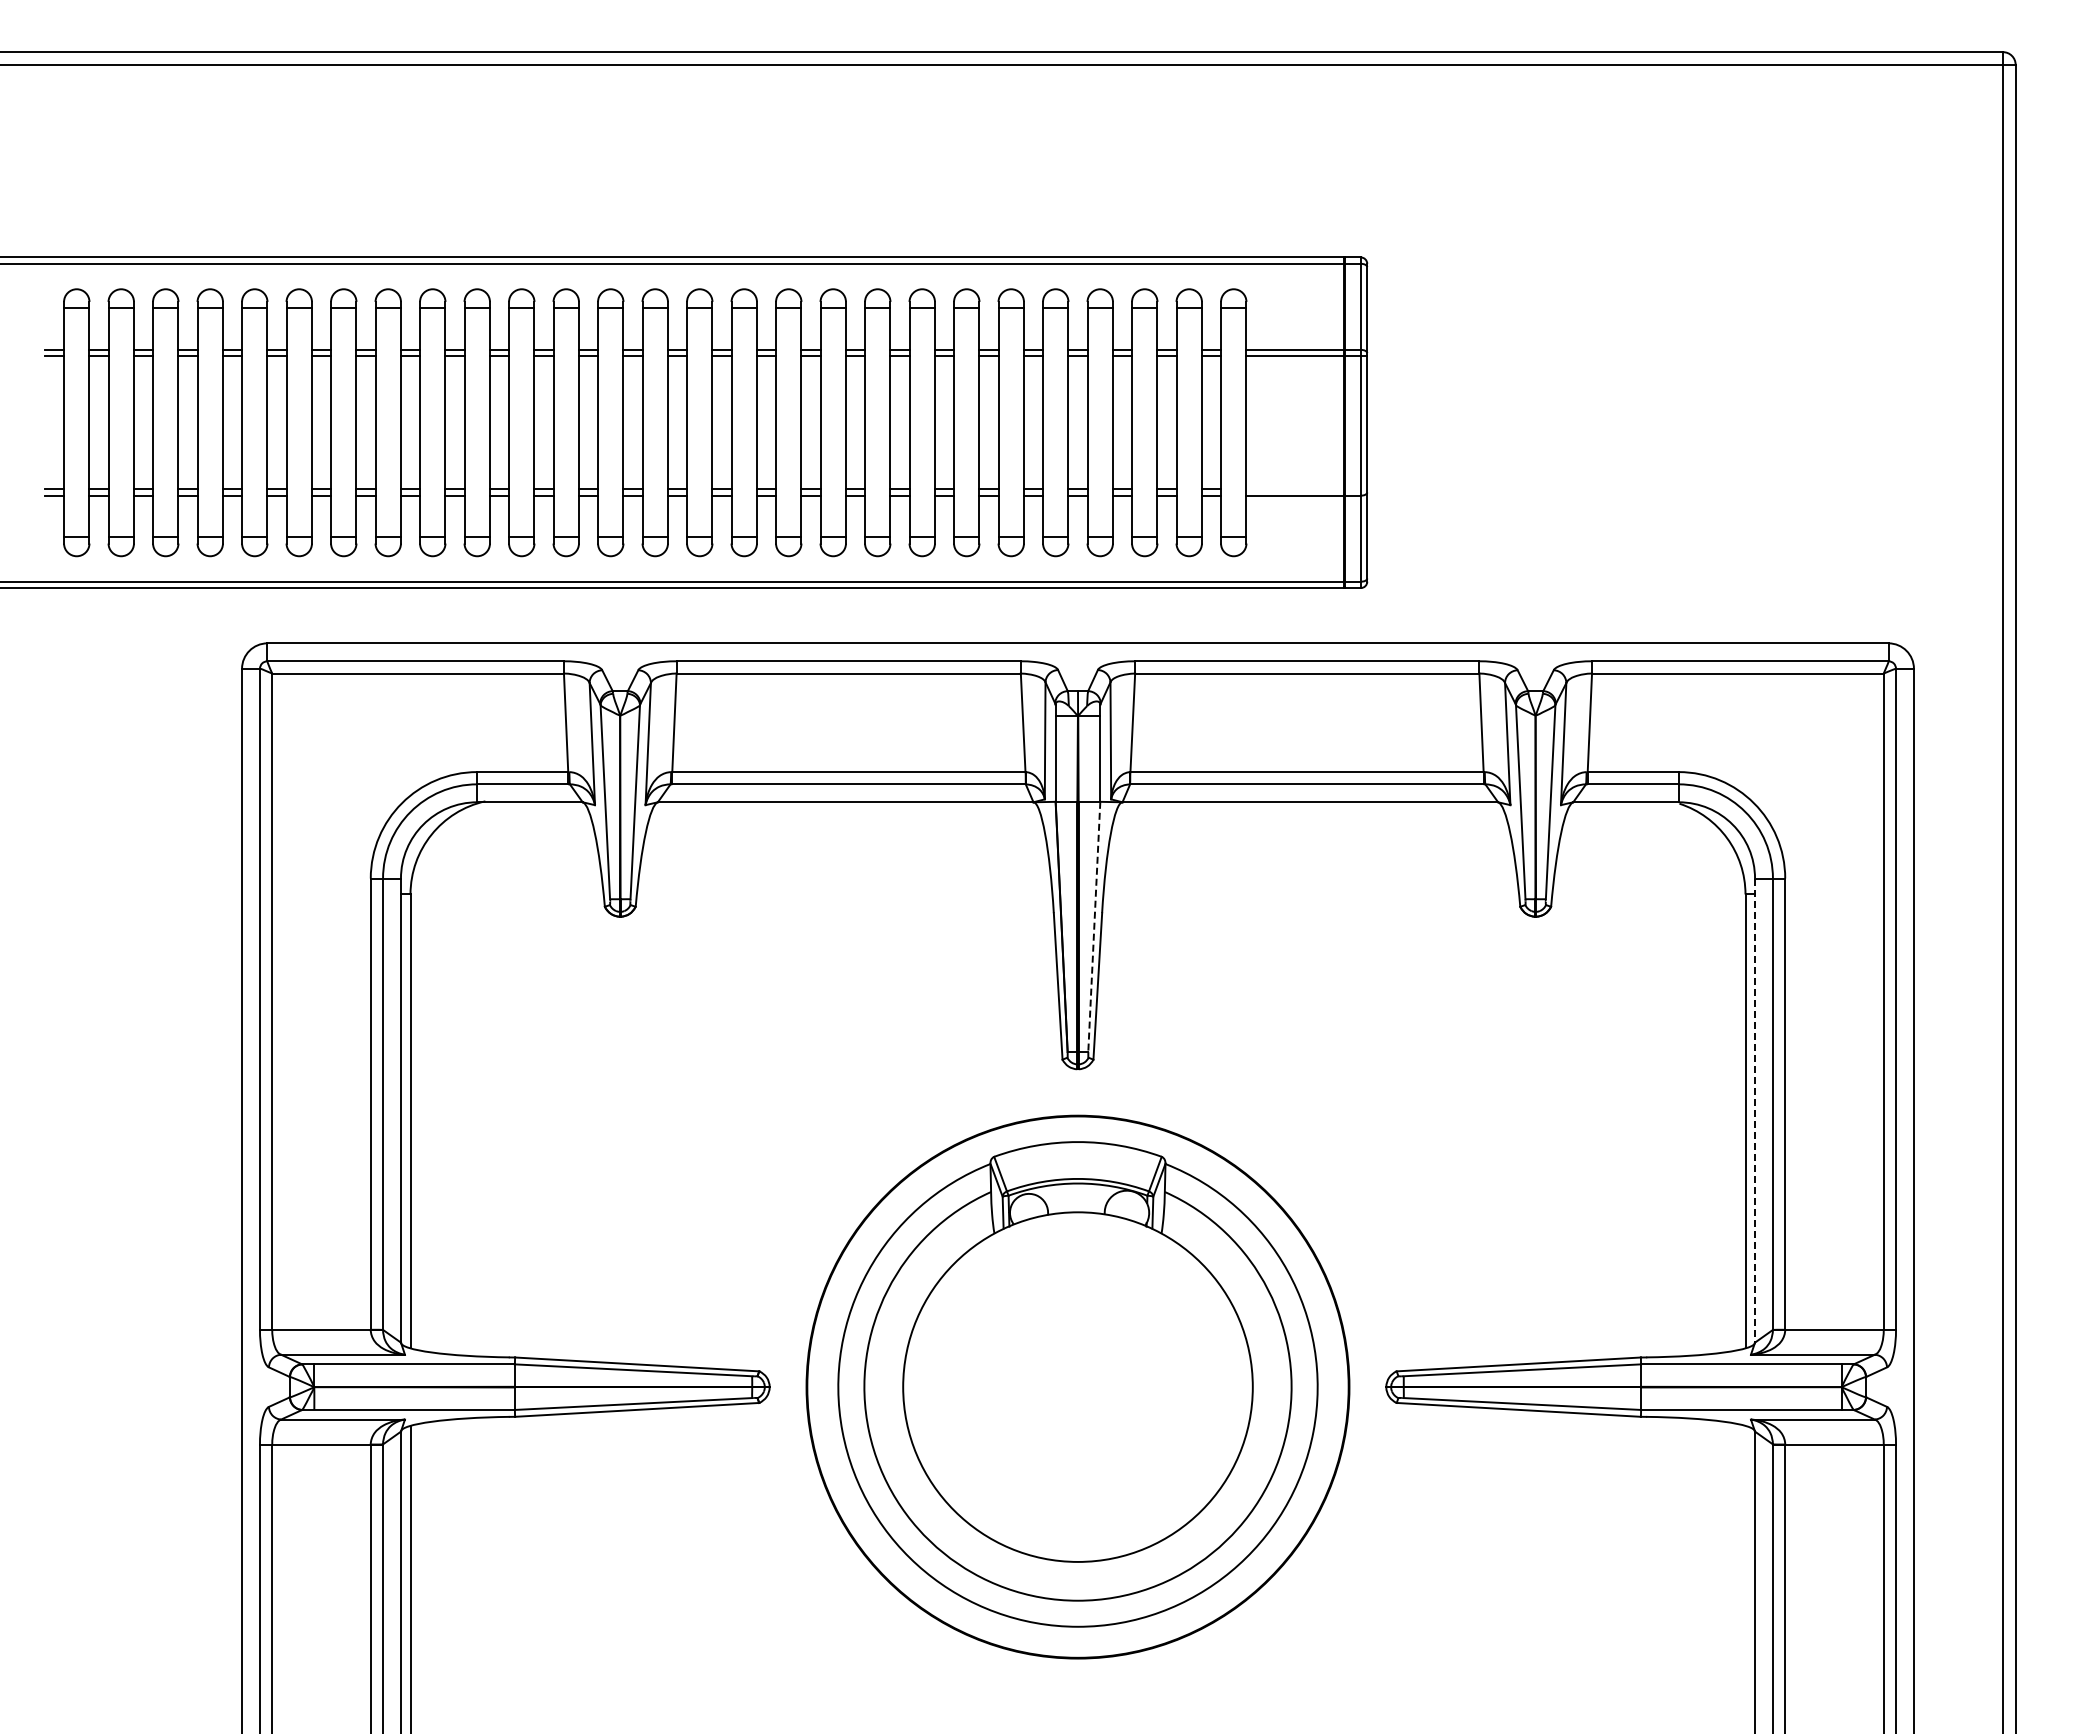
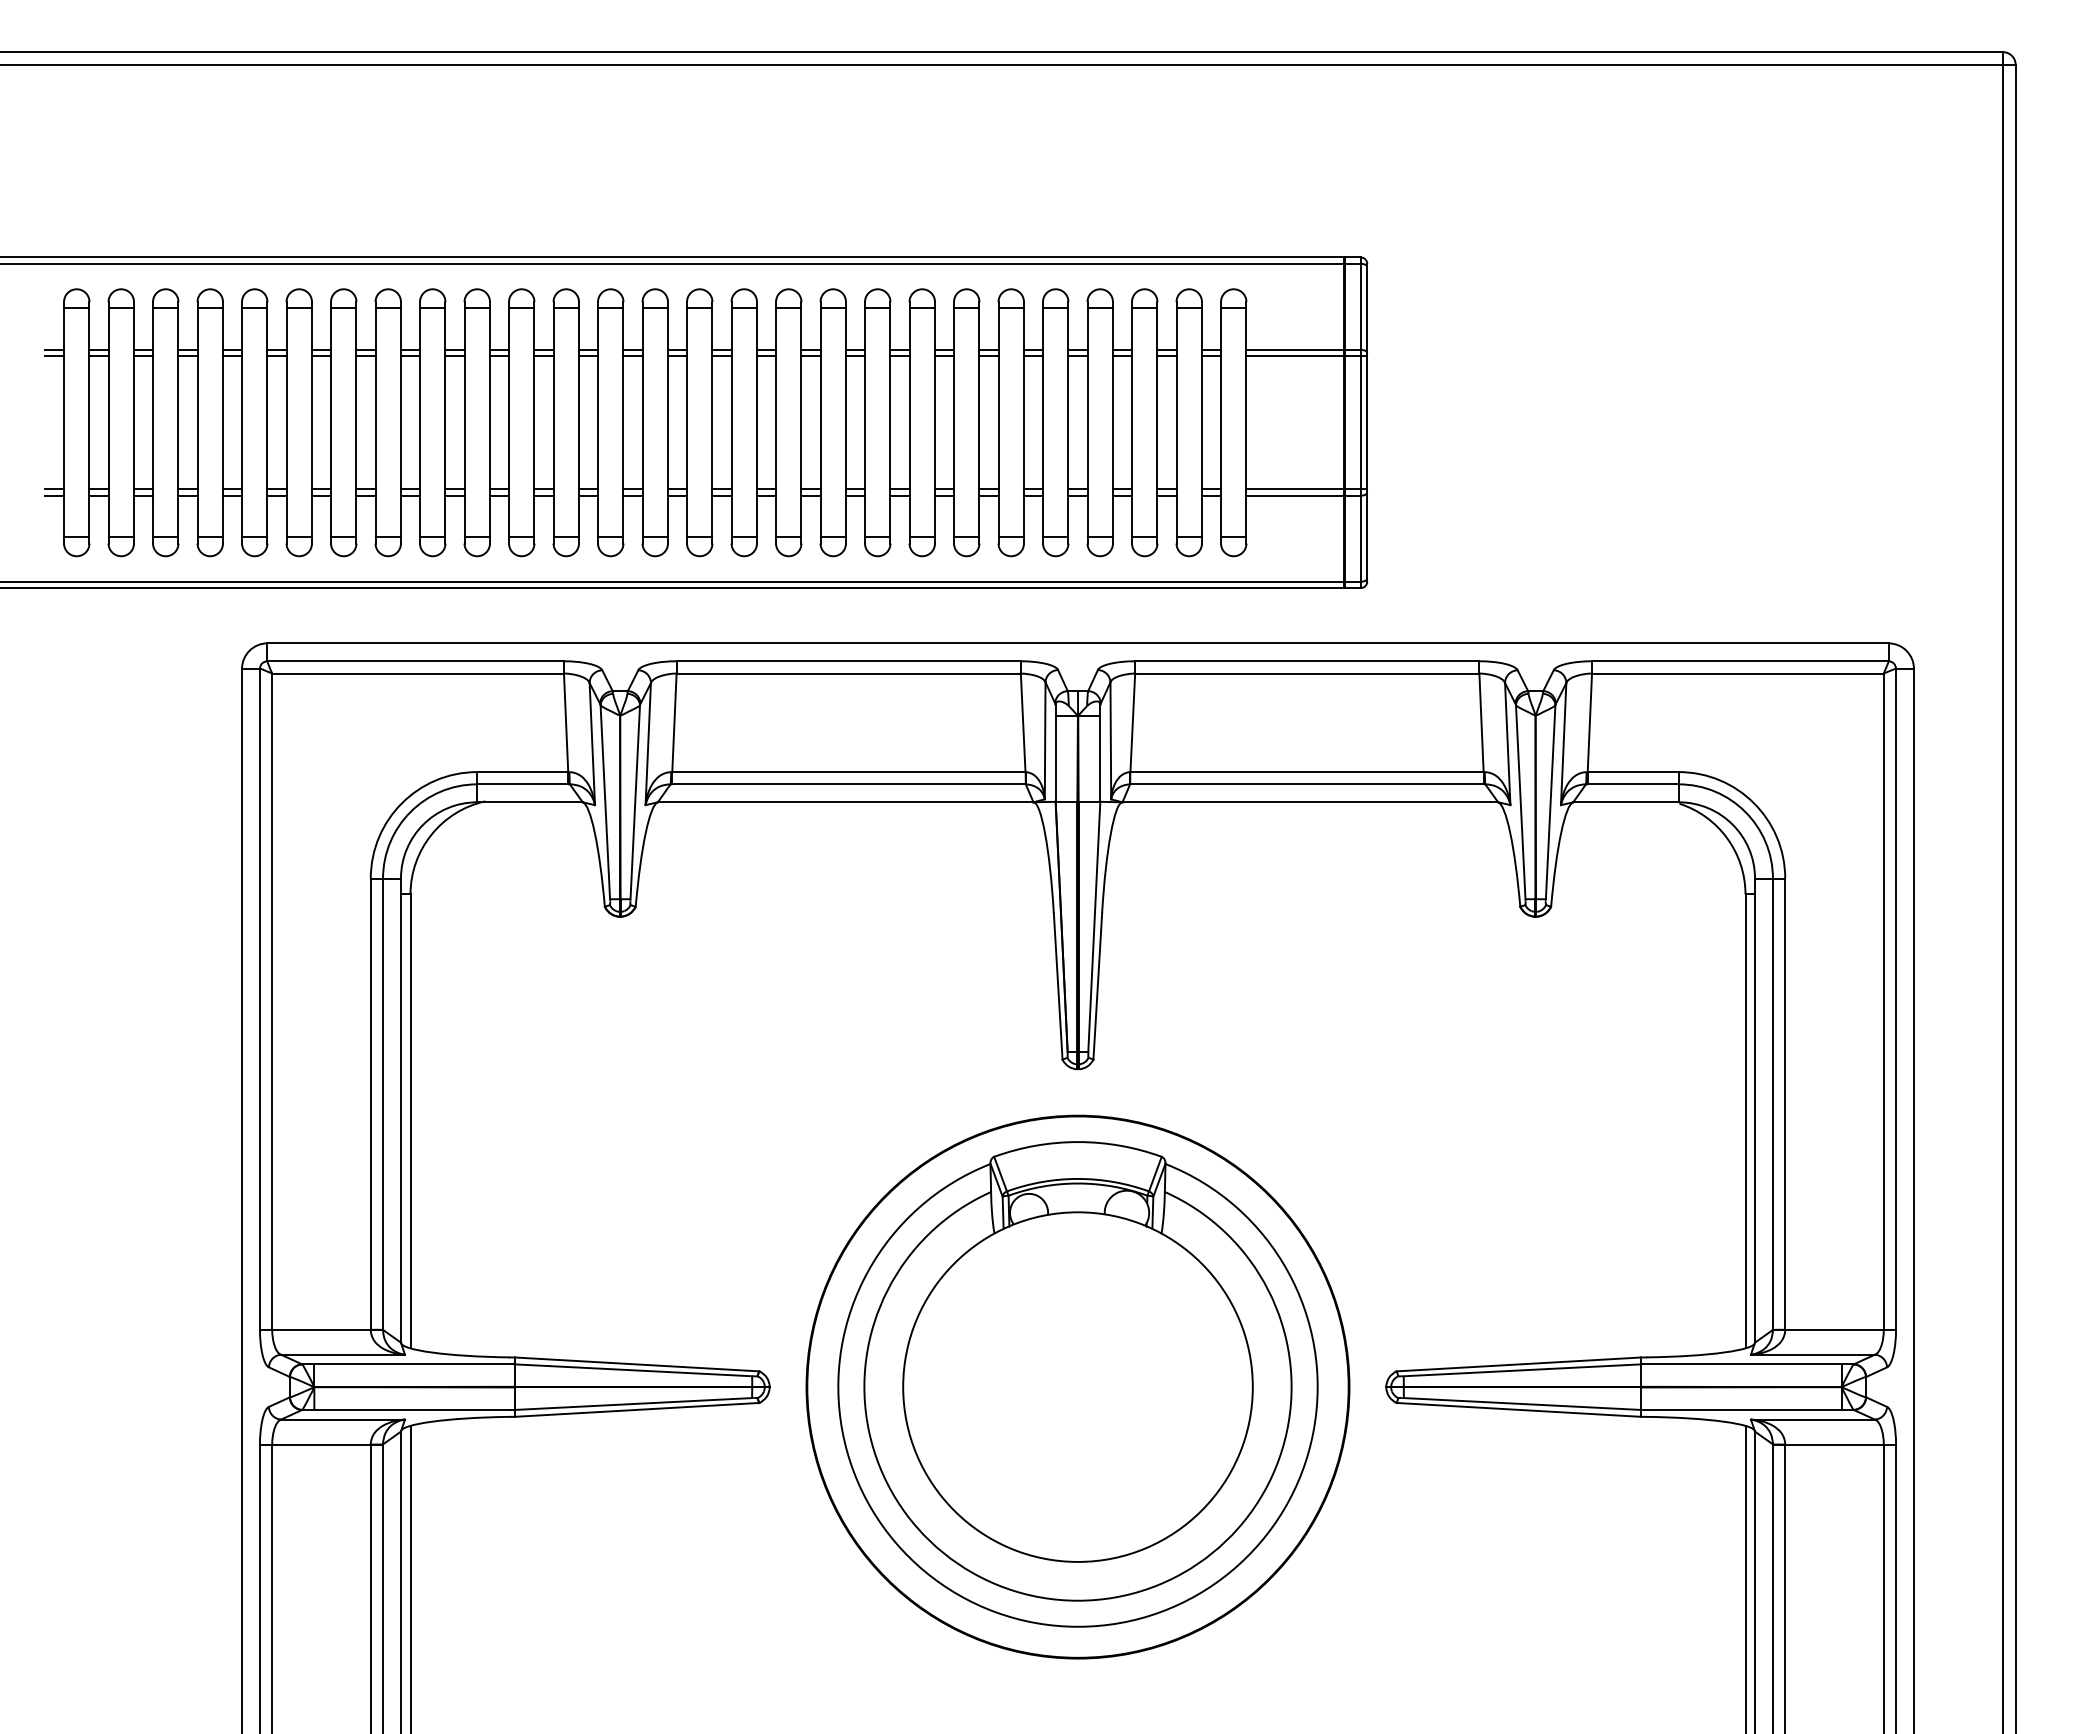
line: none -> present (1306, 489)
line: dashed -> solid (1094, 927)
line: dashed -> solid (1755, 1111)
line: none -> present (1745, 1577)
